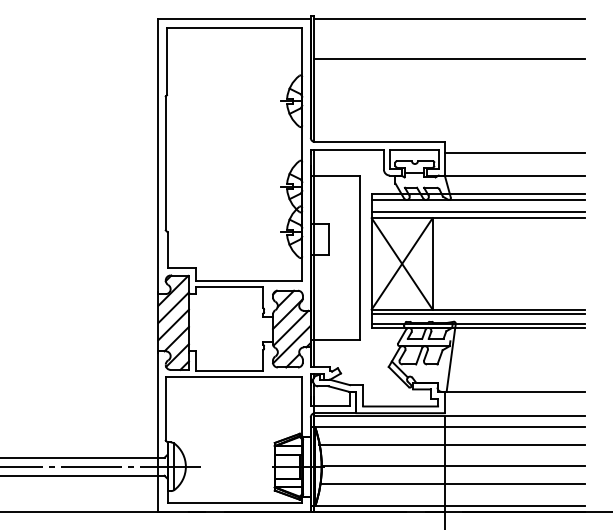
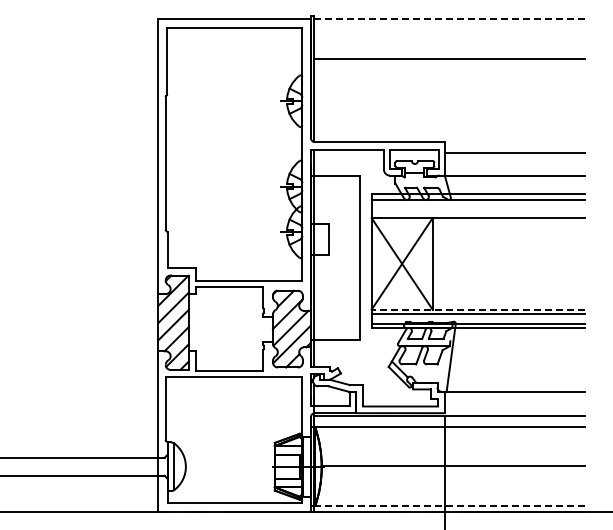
line: solid -> dashed (449, 19)
line: present -> none (478, 212)
line: solid -> dashed (478, 309)
line: present -> none (451, 444)
line: present -> none (101, 466)
line: present -> none (452, 484)
line: solid -> dashed (447, 506)
